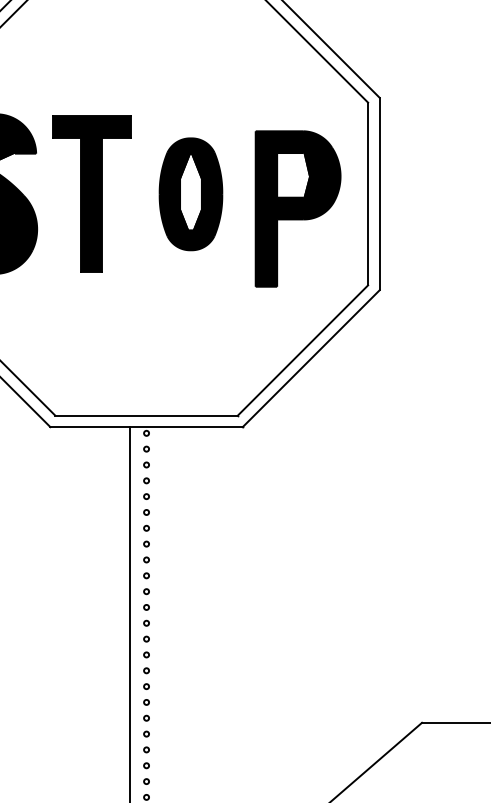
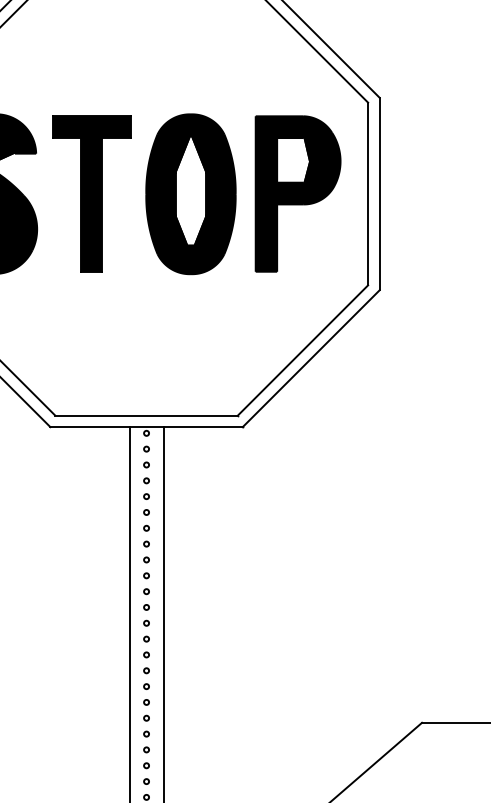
part size: 66x115 px -> 92x163 px (190, 194)
part position: (297, 208) -> (297, 193) (297, 193)
line: none -> present (163, 613)
